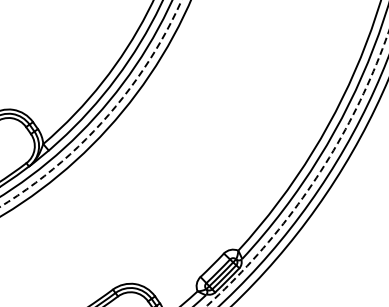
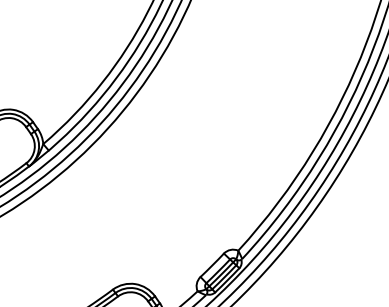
circle: dashed -> solid (90, 103)
circle: dashed -> solid (296, 168)
